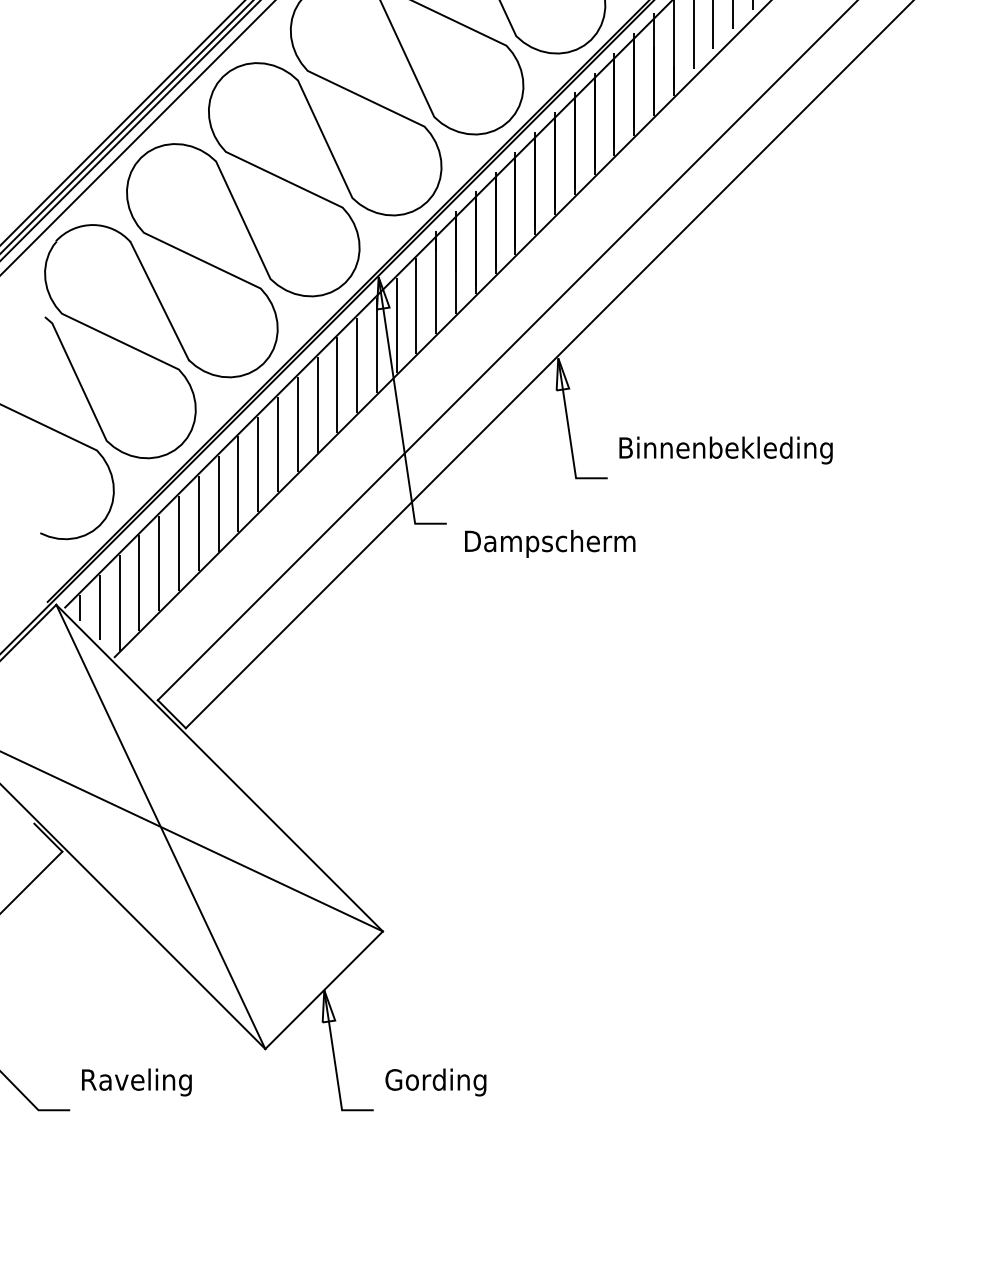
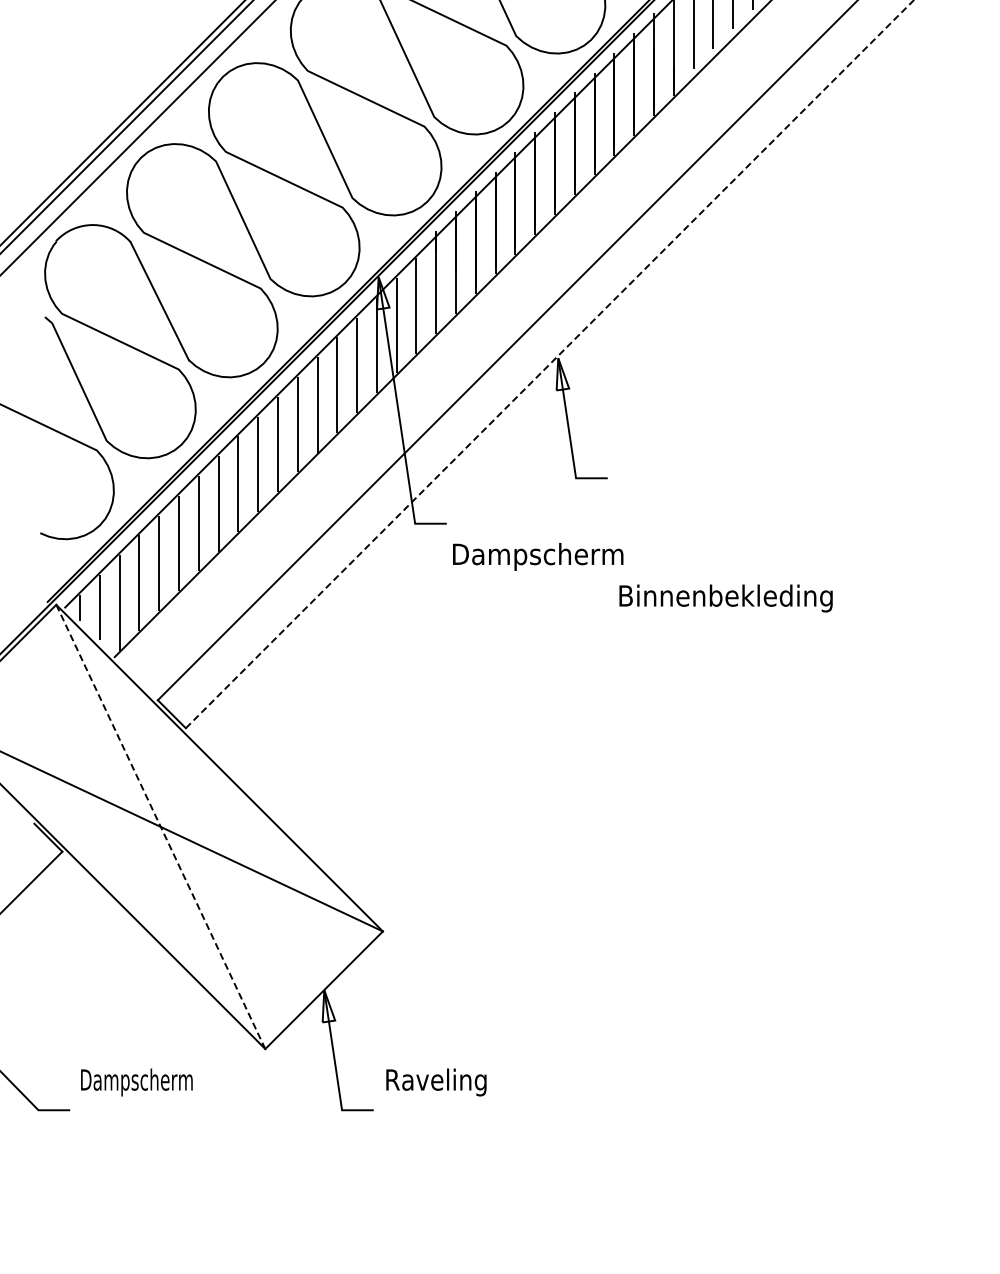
line: present -> none (130, 130)
line: solid -> dashed (549, 364)
text position: (725, 450) -> (725, 598) (725, 598)
text position: (550, 543) -> (538, 556) (538, 556)
line: solid -> dashed (161, 827)
text: Raveling -> Dampscherm (136, 1082)
text: Gording -> Raveling (435, 1082)
